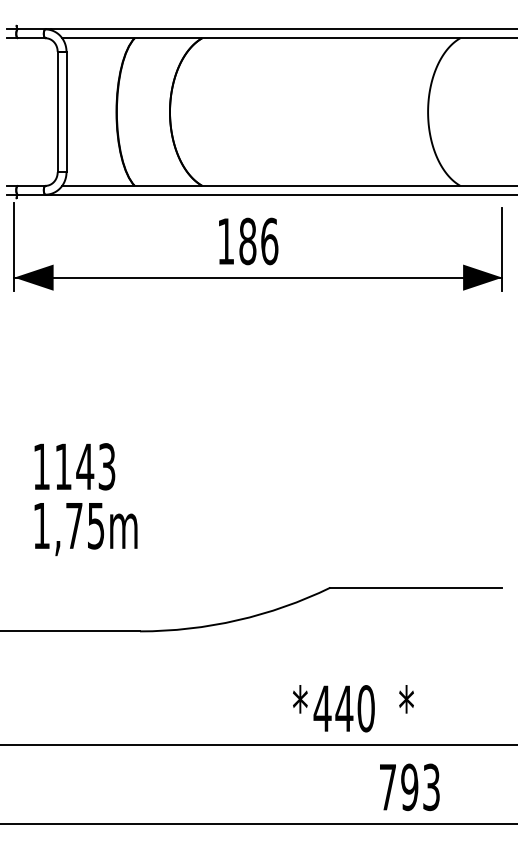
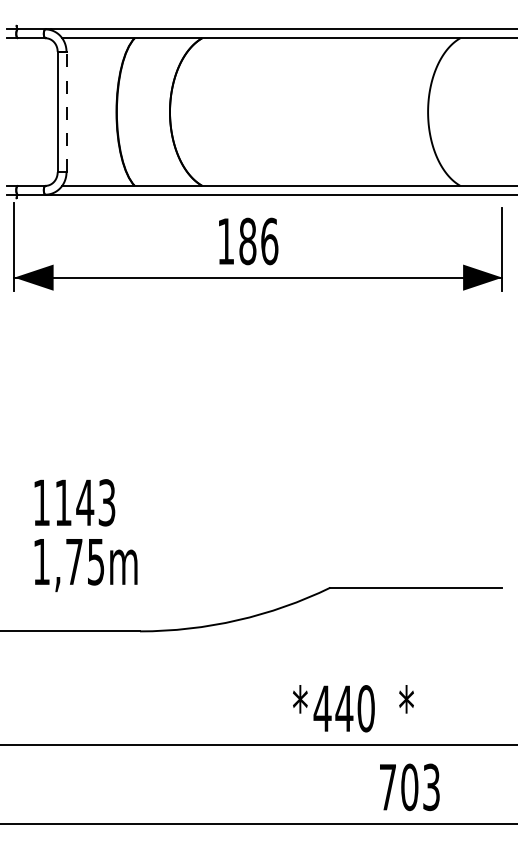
line: solid -> dashed (66, 111)
text position: (85, 499) -> (85, 535) (85, 535)
text: 793 -> 703 (409, 787)
